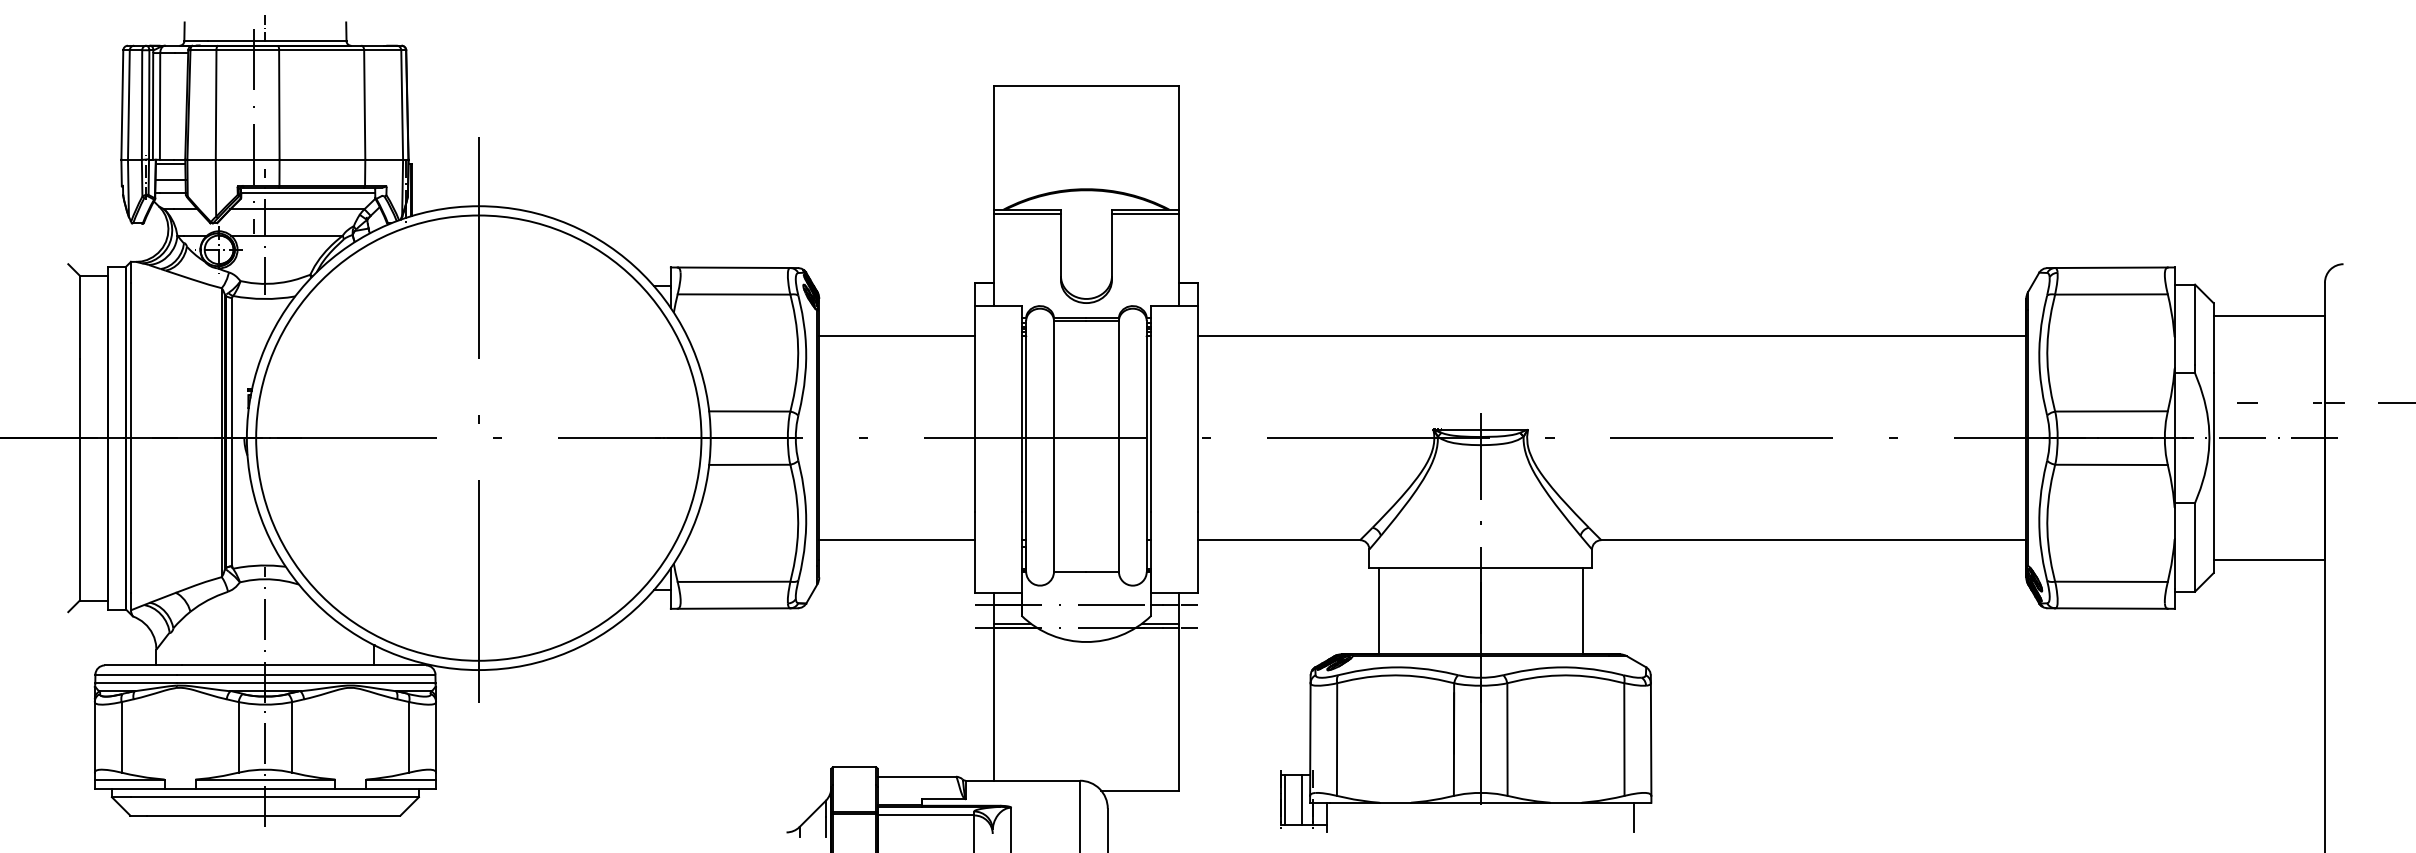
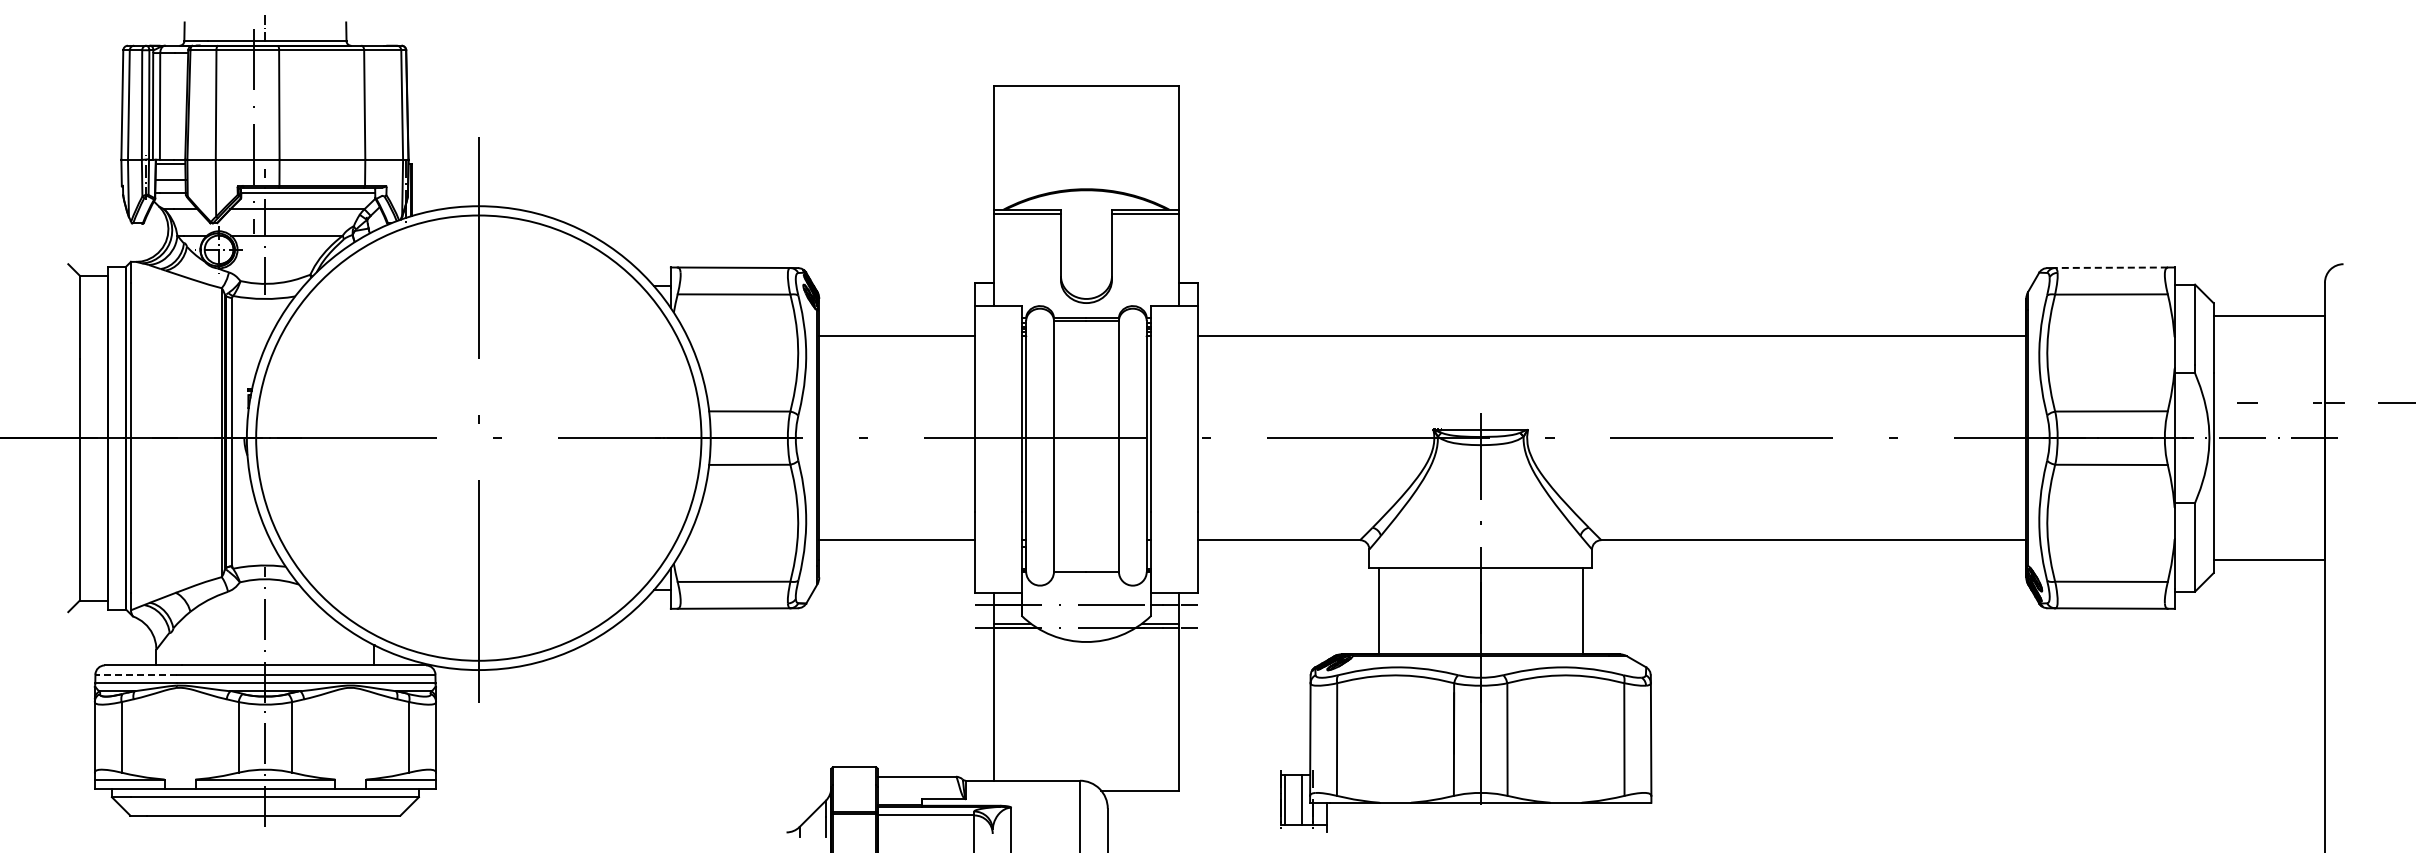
line: solid -> dashed (2110, 267)
line: solid -> dashed (136, 674)
line: present -> none (1634, 817)
